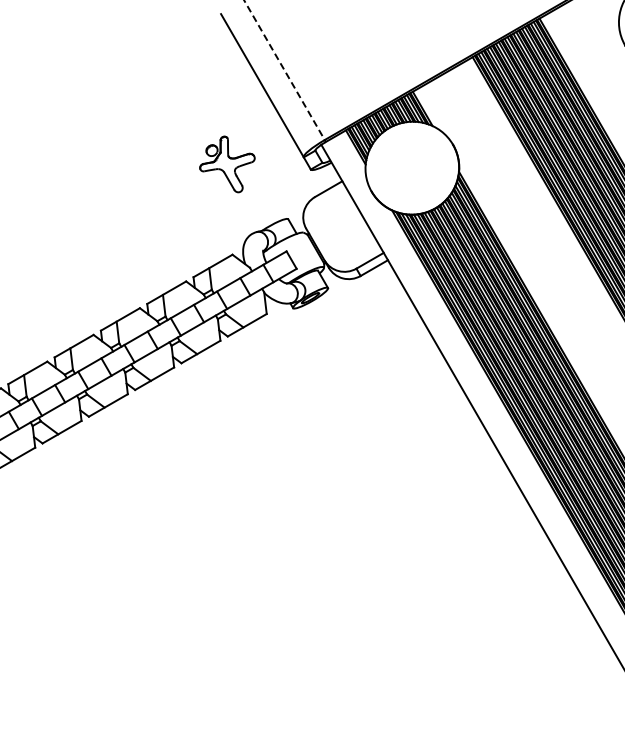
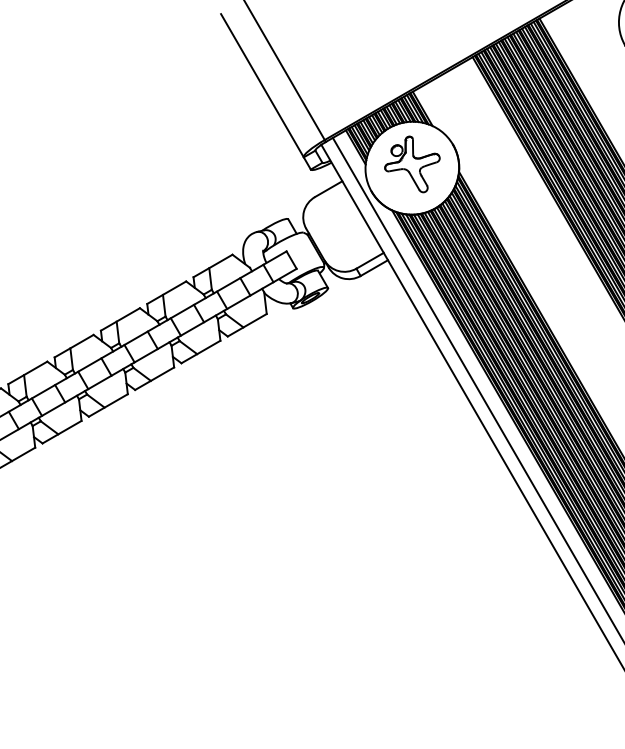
line: dashed -> solid (284, 71)
part position: (227, 164) -> (412, 164) (412, 164)
line: none -> present (476, 387)
